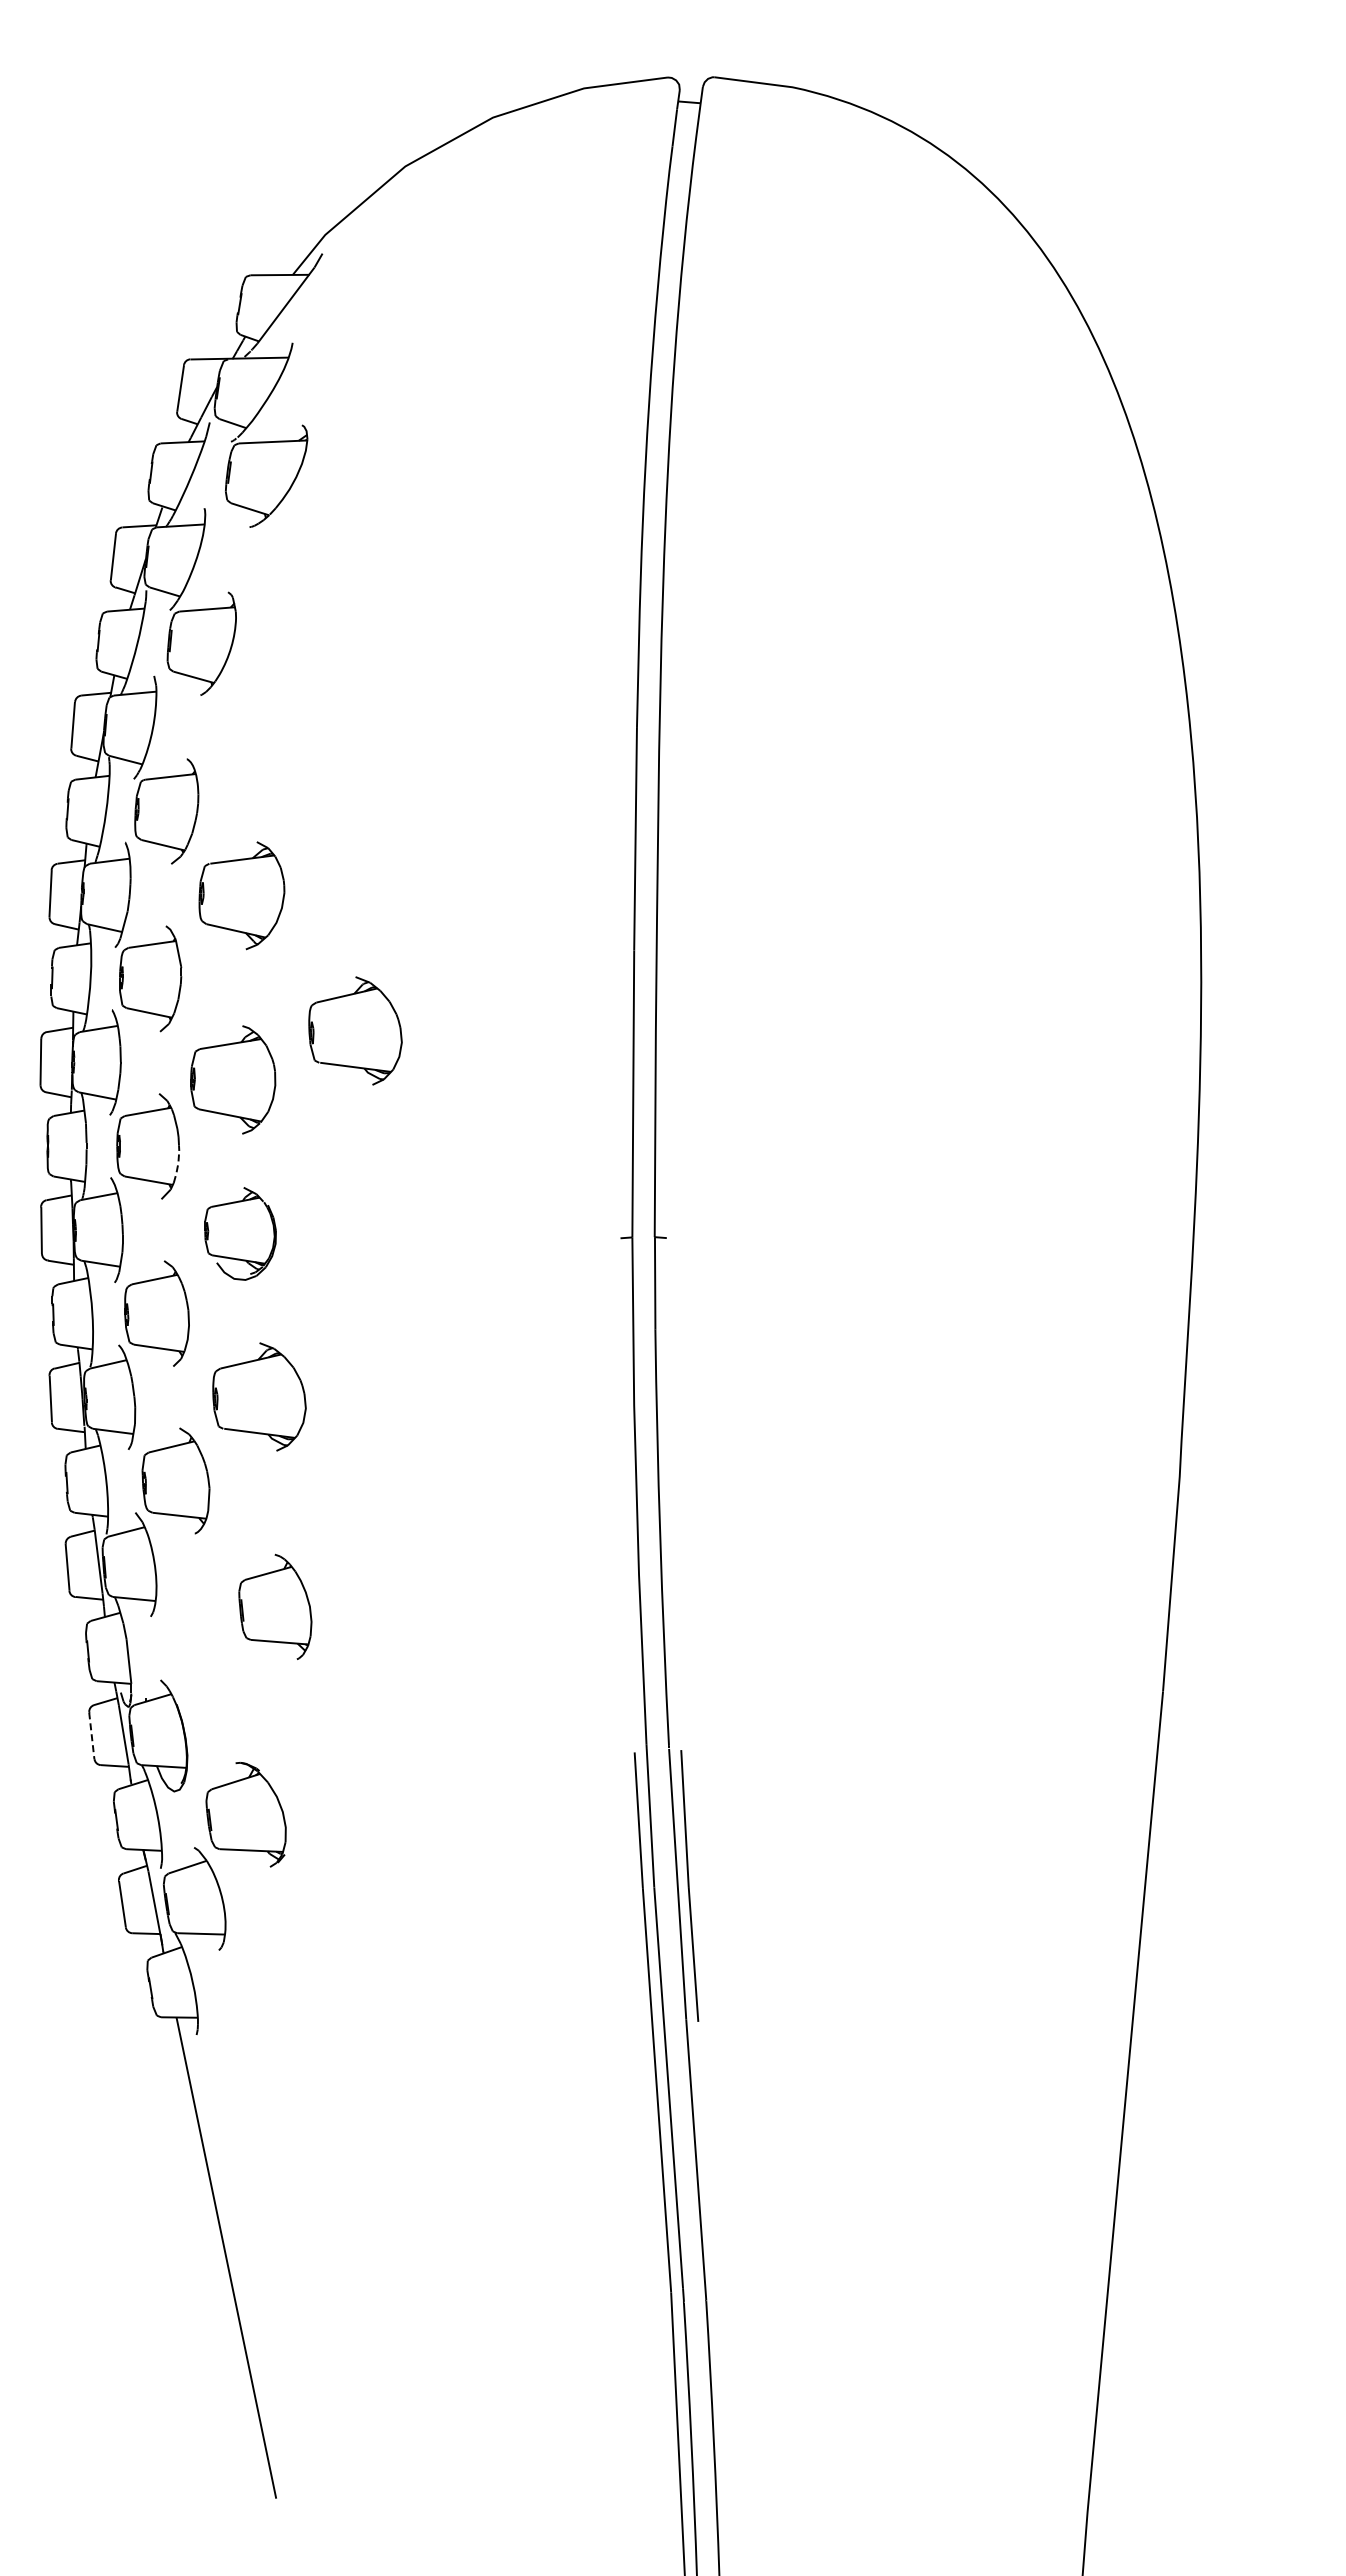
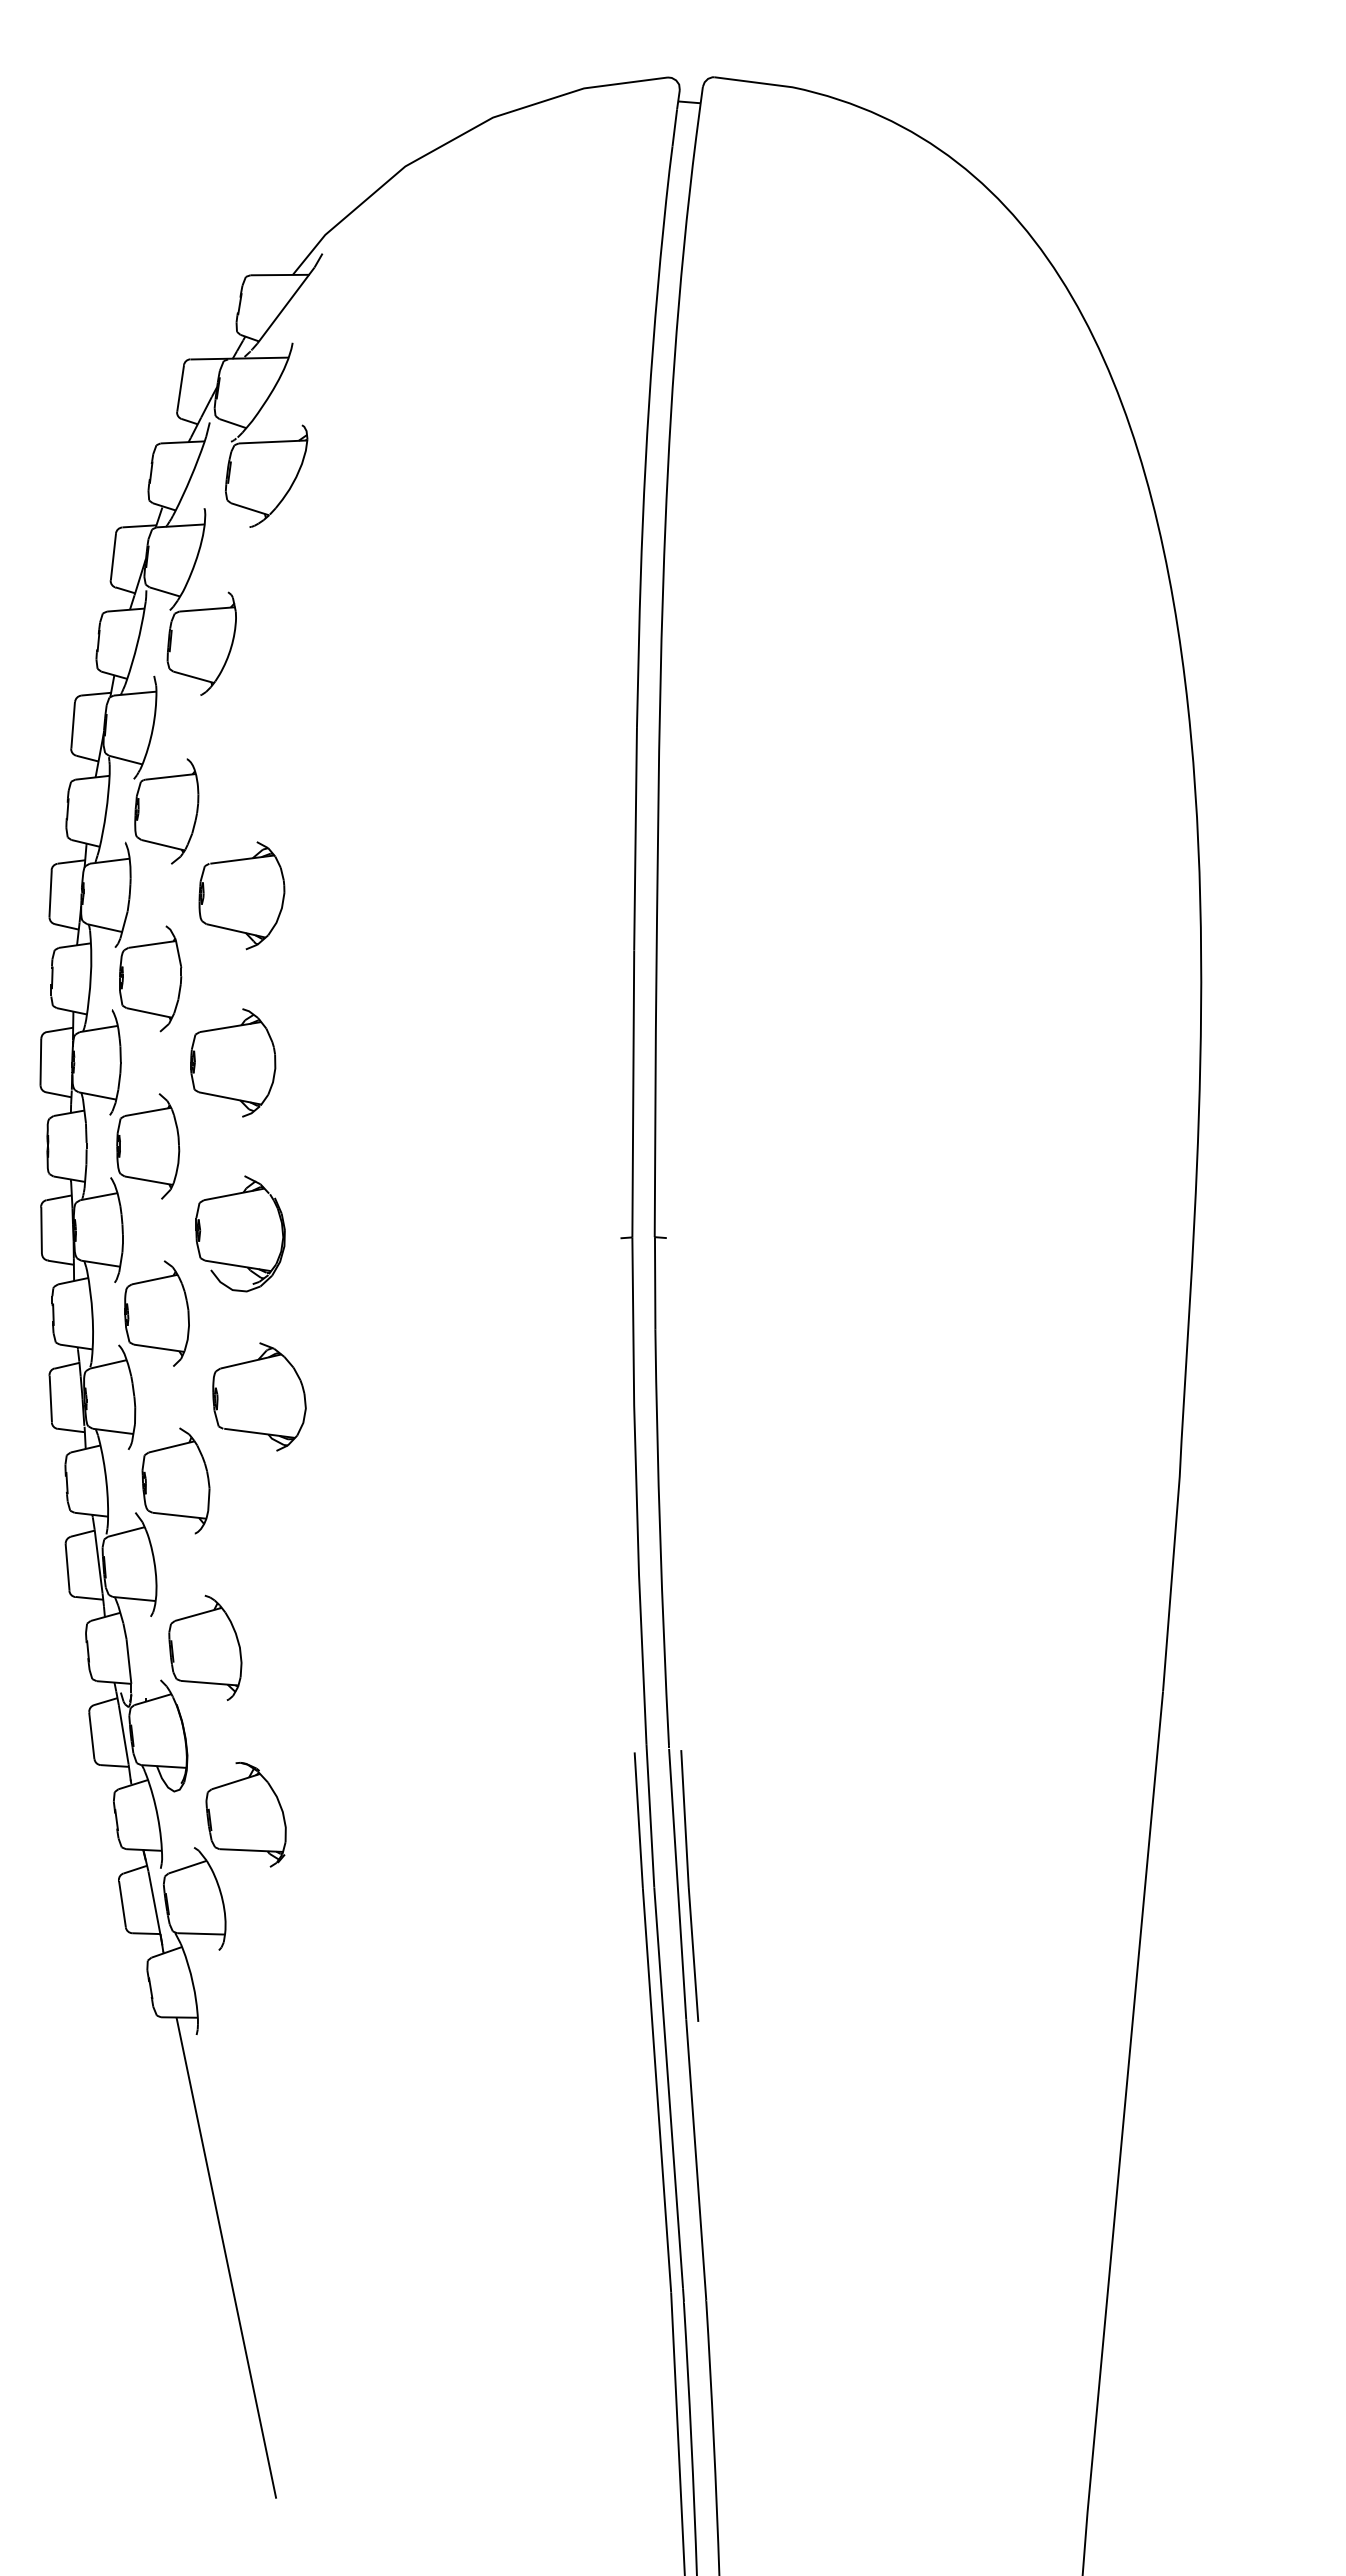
part: present -> none (355, 1030)
part position: (233, 1079) -> (233, 1062) (233, 1062)
line: dashed -> solid (177, 1167)
part size: 73x94 px -> 91x118 px (240, 1233)
part position: (275, 1606) -> (205, 1647) (205, 1647)
line: dashed -> solid (91, 1735)
